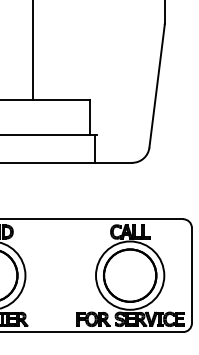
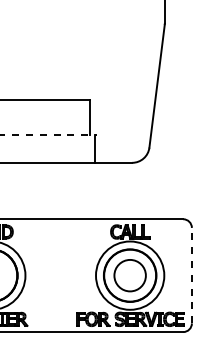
line: present -> none (32, 50)
line: solid -> dashed (49, 134)
circle diameter: 52 px -> 31 px (129, 275)
line: solid -> dashed (191, 275)
